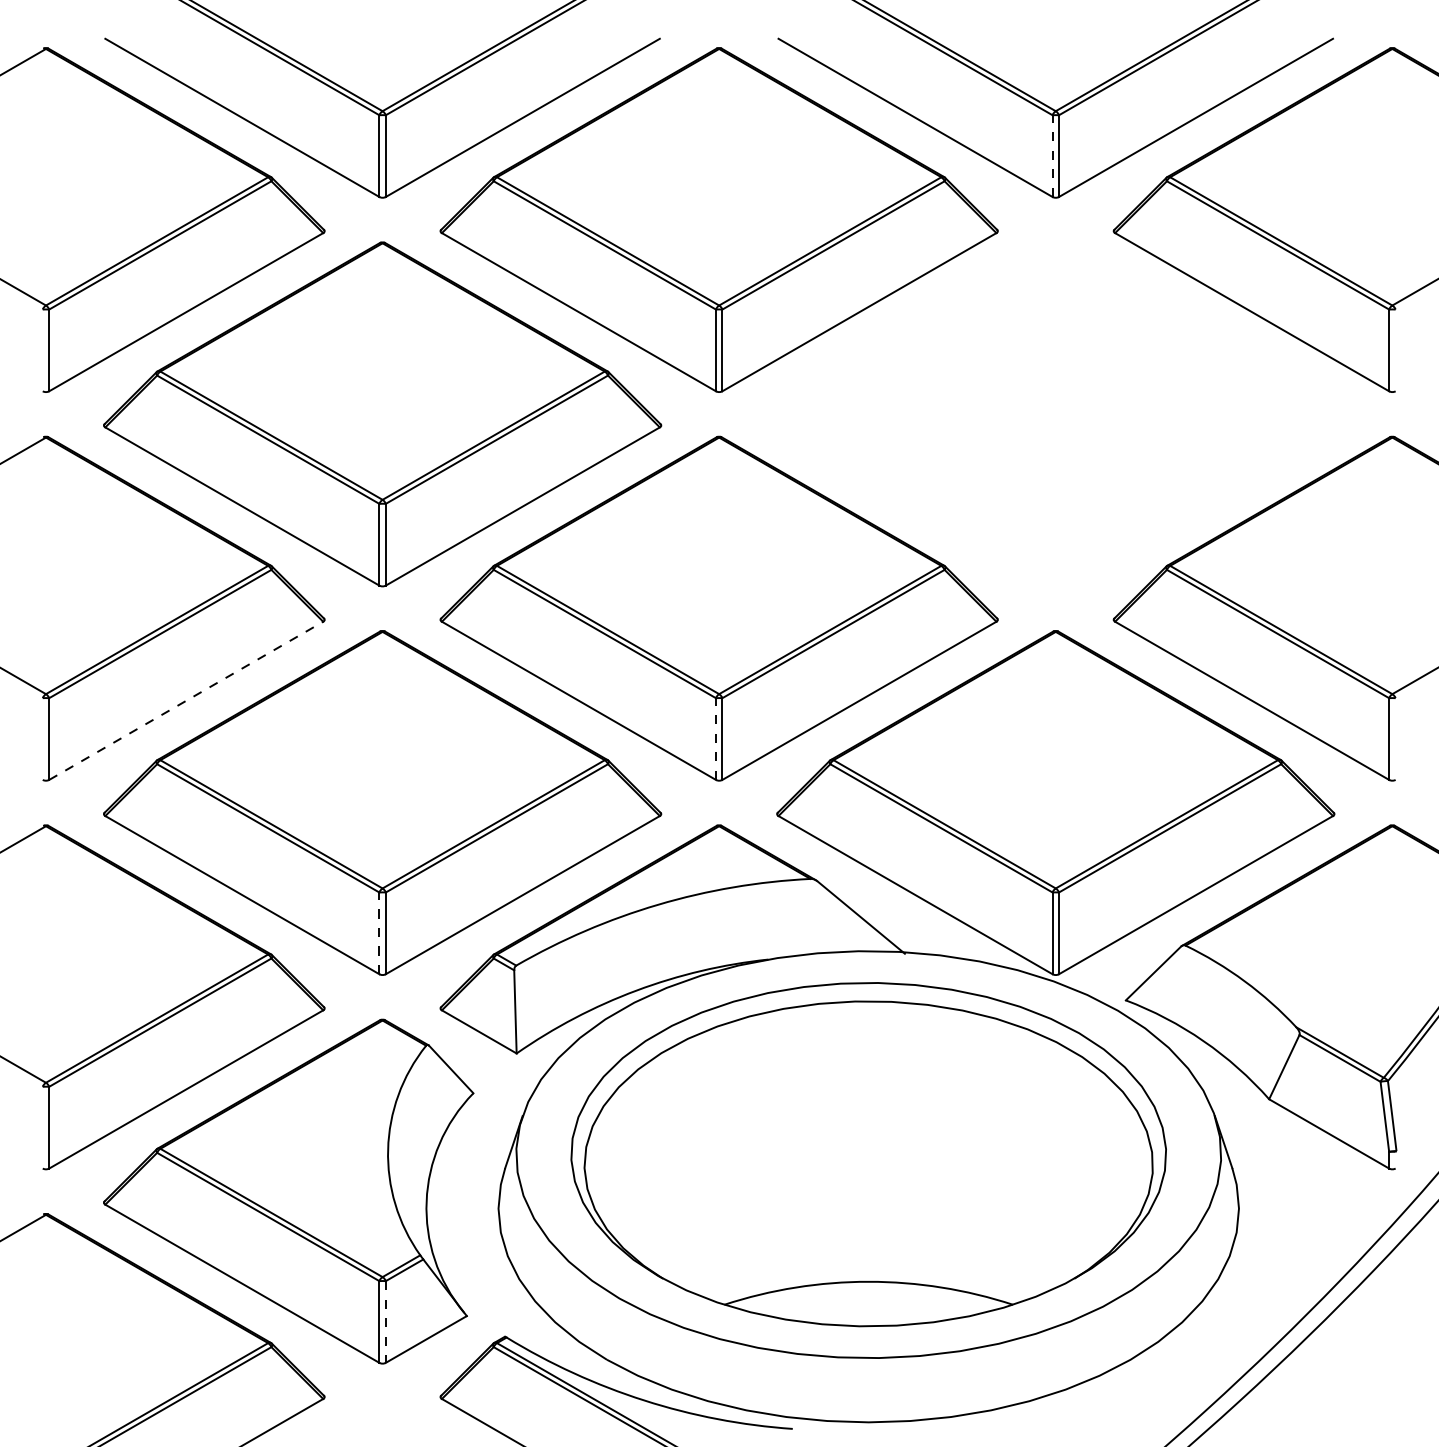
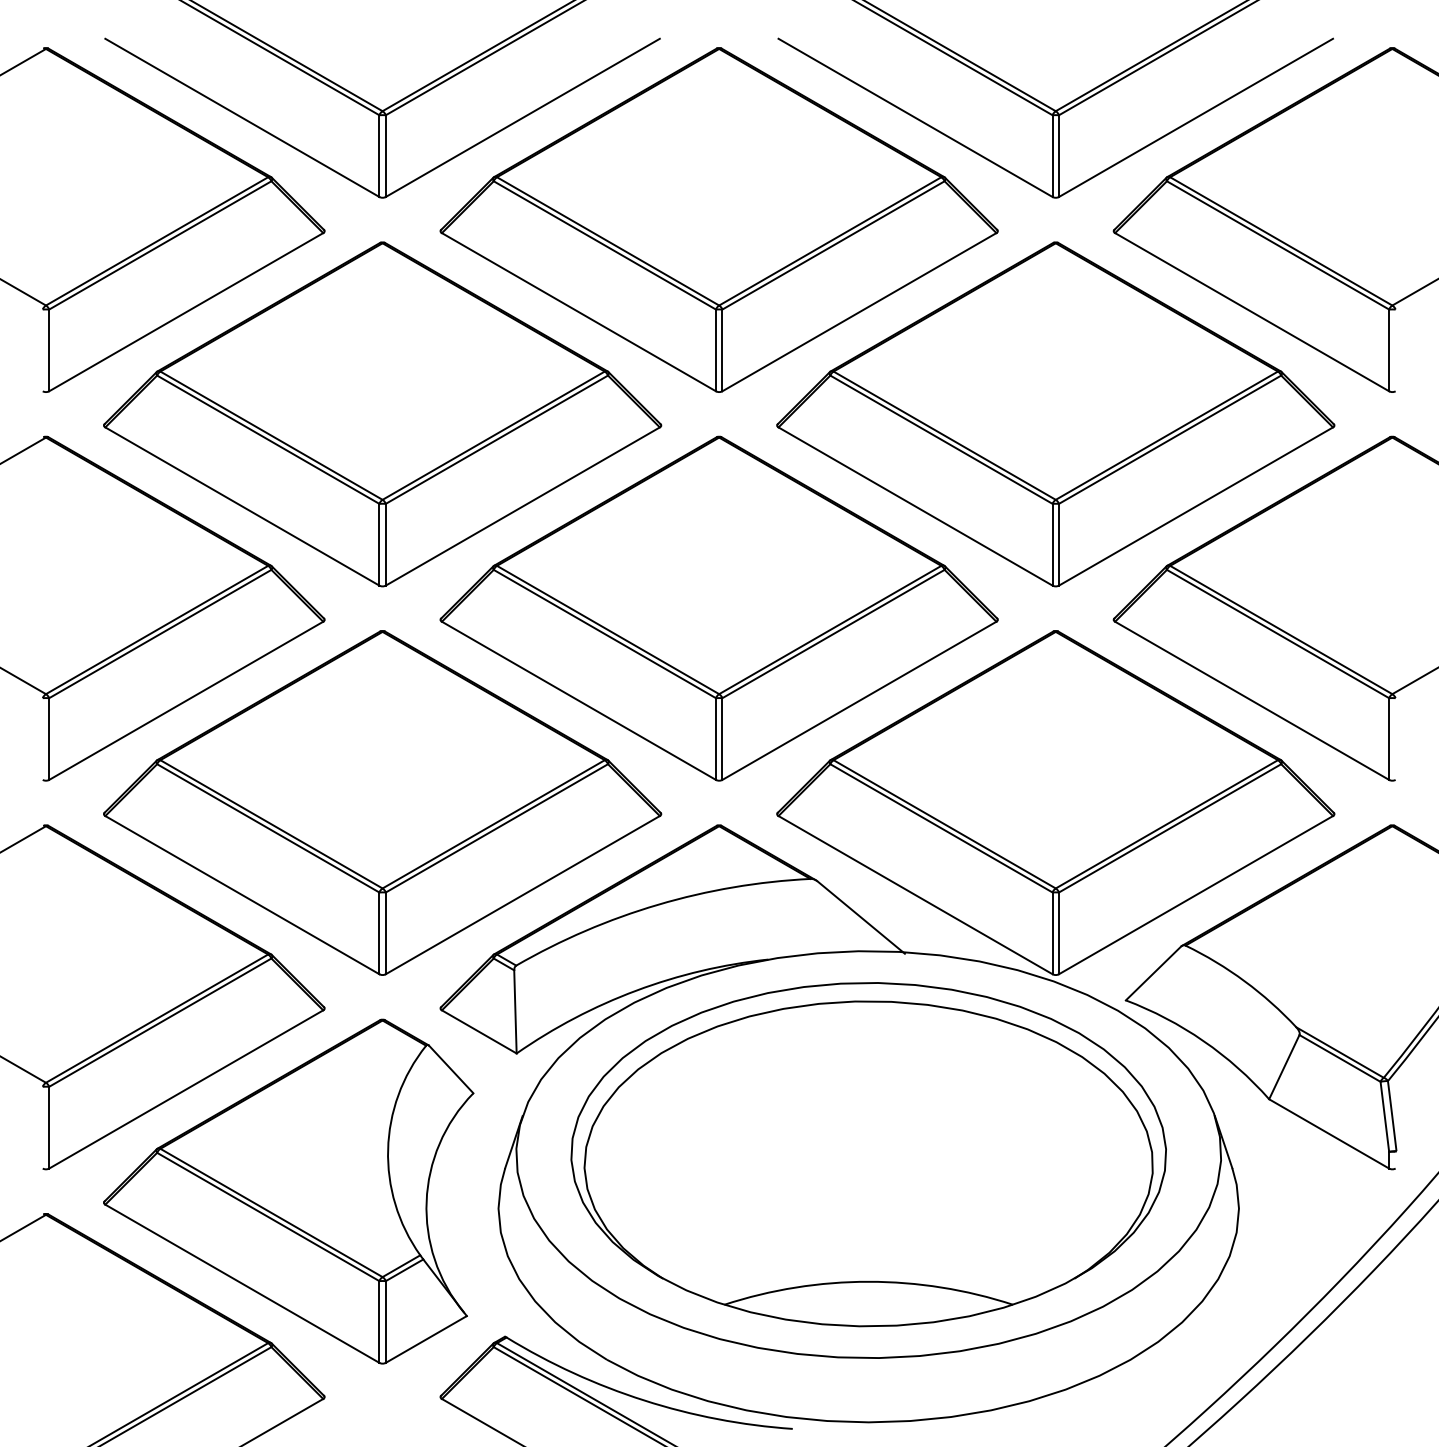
line: dashed -> solid (1052, 156)
part: none -> present (1055, 414)
line: dashed -> solid (186, 700)
line: dashed -> solid (715, 739)
line: dashed -> solid (379, 933)
line: dashed -> solid (385, 1321)
